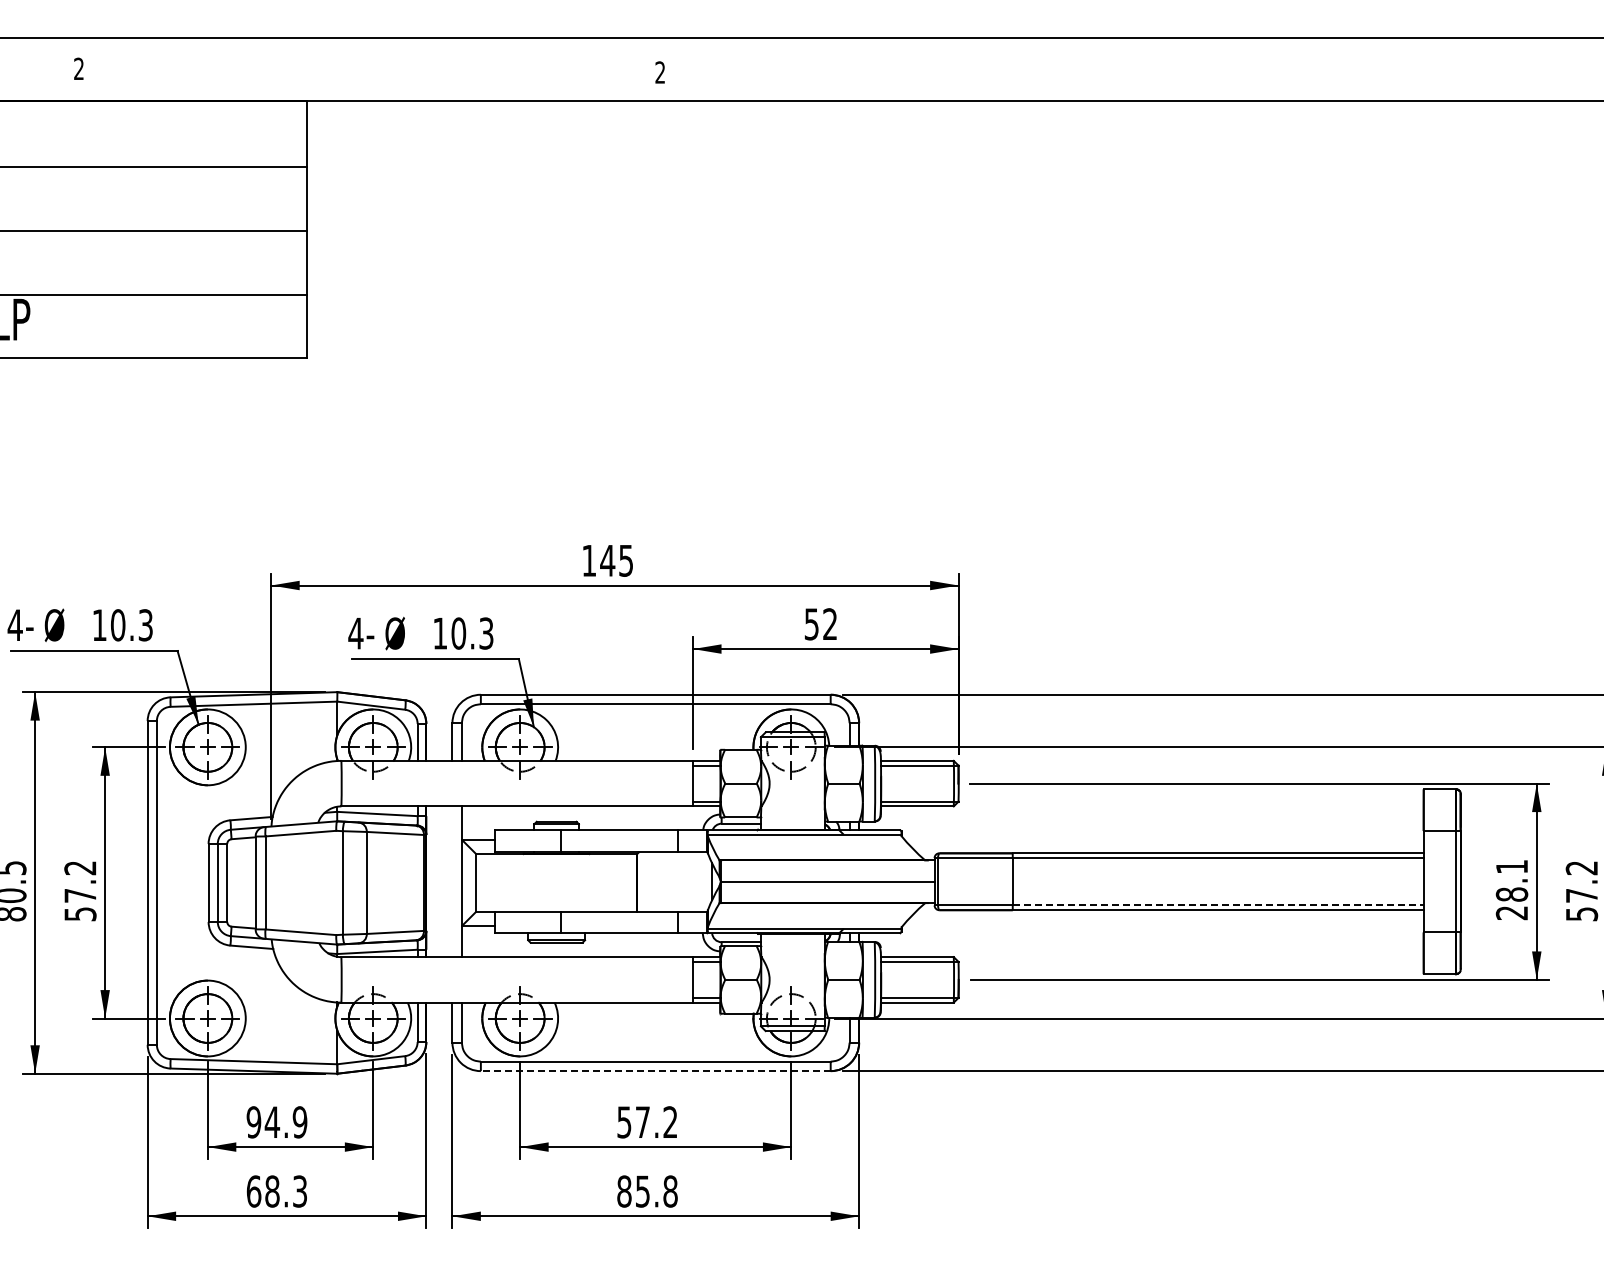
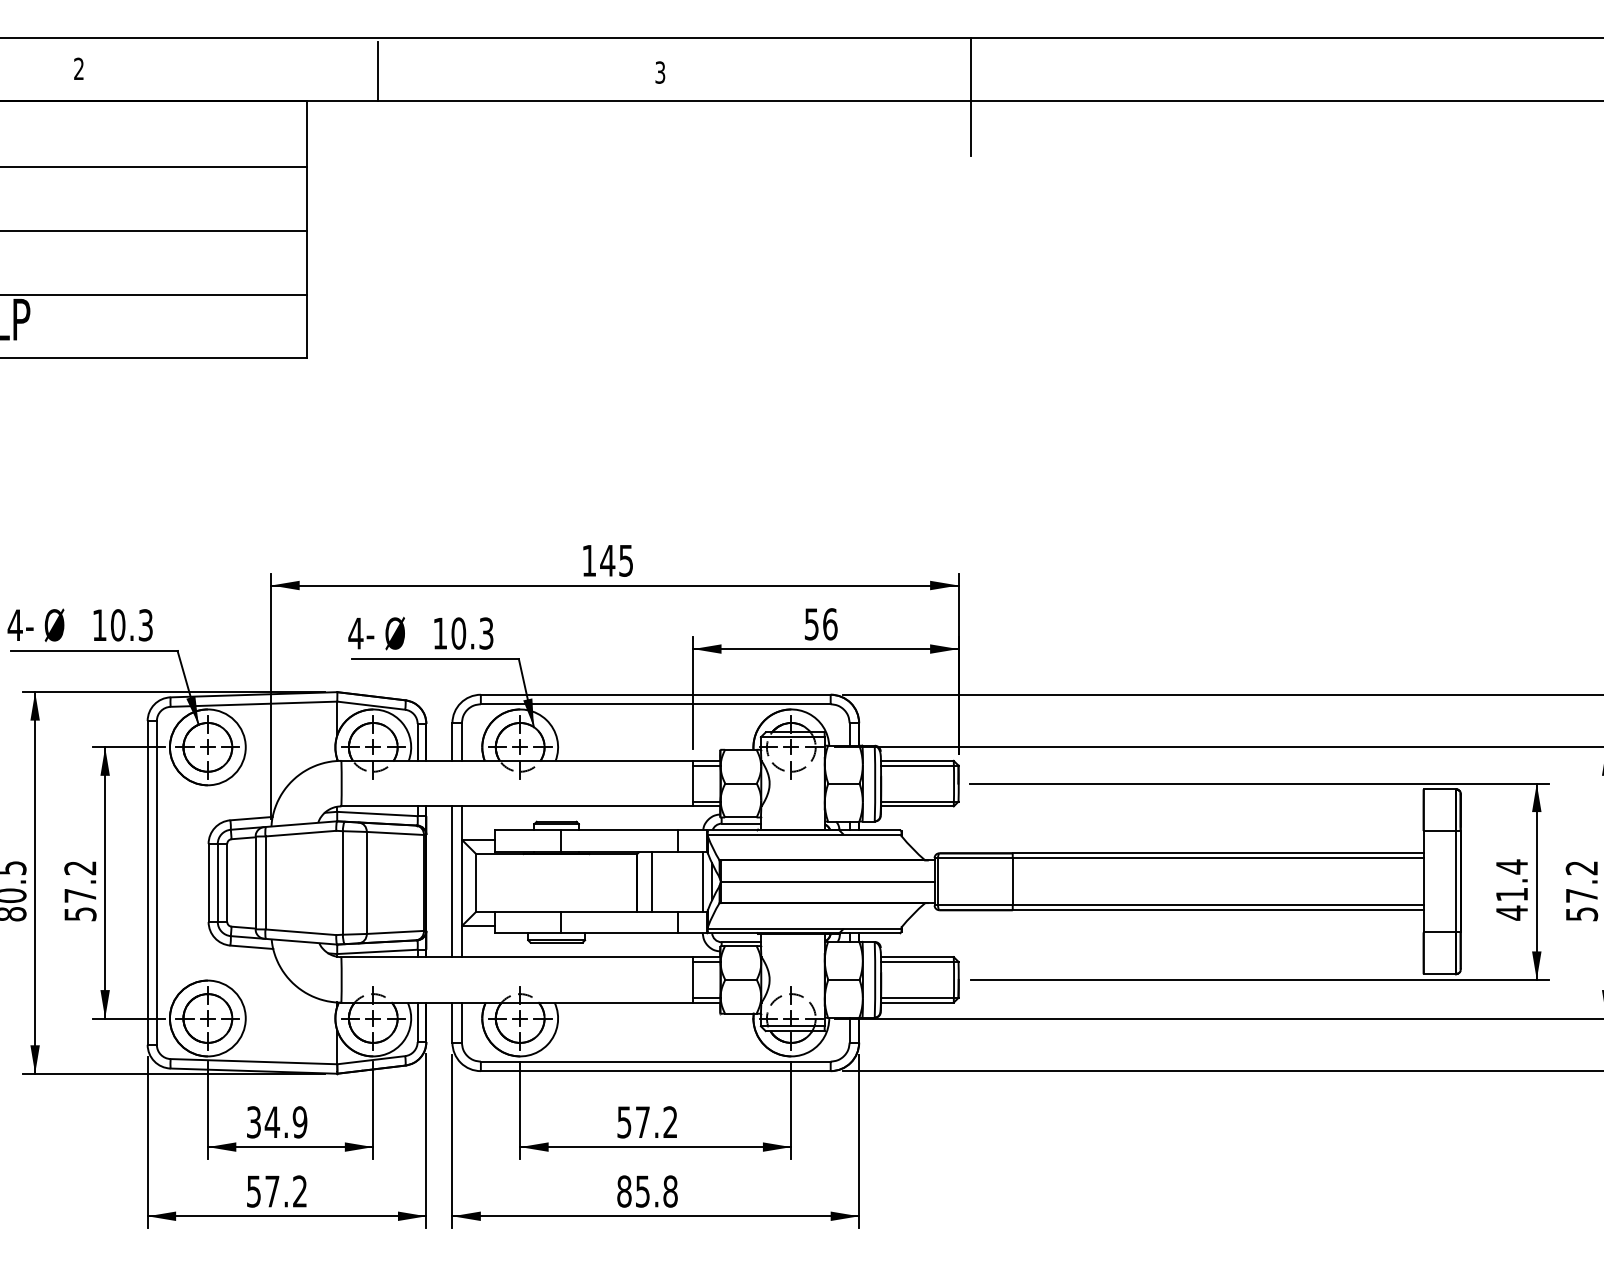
line: none -> present (378, 70)
text: 2 -> 3 (660, 72)
line: none -> present (970, 96)
text: 52 -> 56 (830, 624)
line: none -> present (452, 881)
line: none -> present (651, 881)
line: none -> present (702, 881)
text: 28.1 -> 41.4 (1511, 889)
line: dashed -> solid (1218, 905)
line: dashed -> solid (655, 1071)
text: 94.9 -> 34.9 (253, 1122)
text: 68.3 -> 57.2 (276, 1191)
